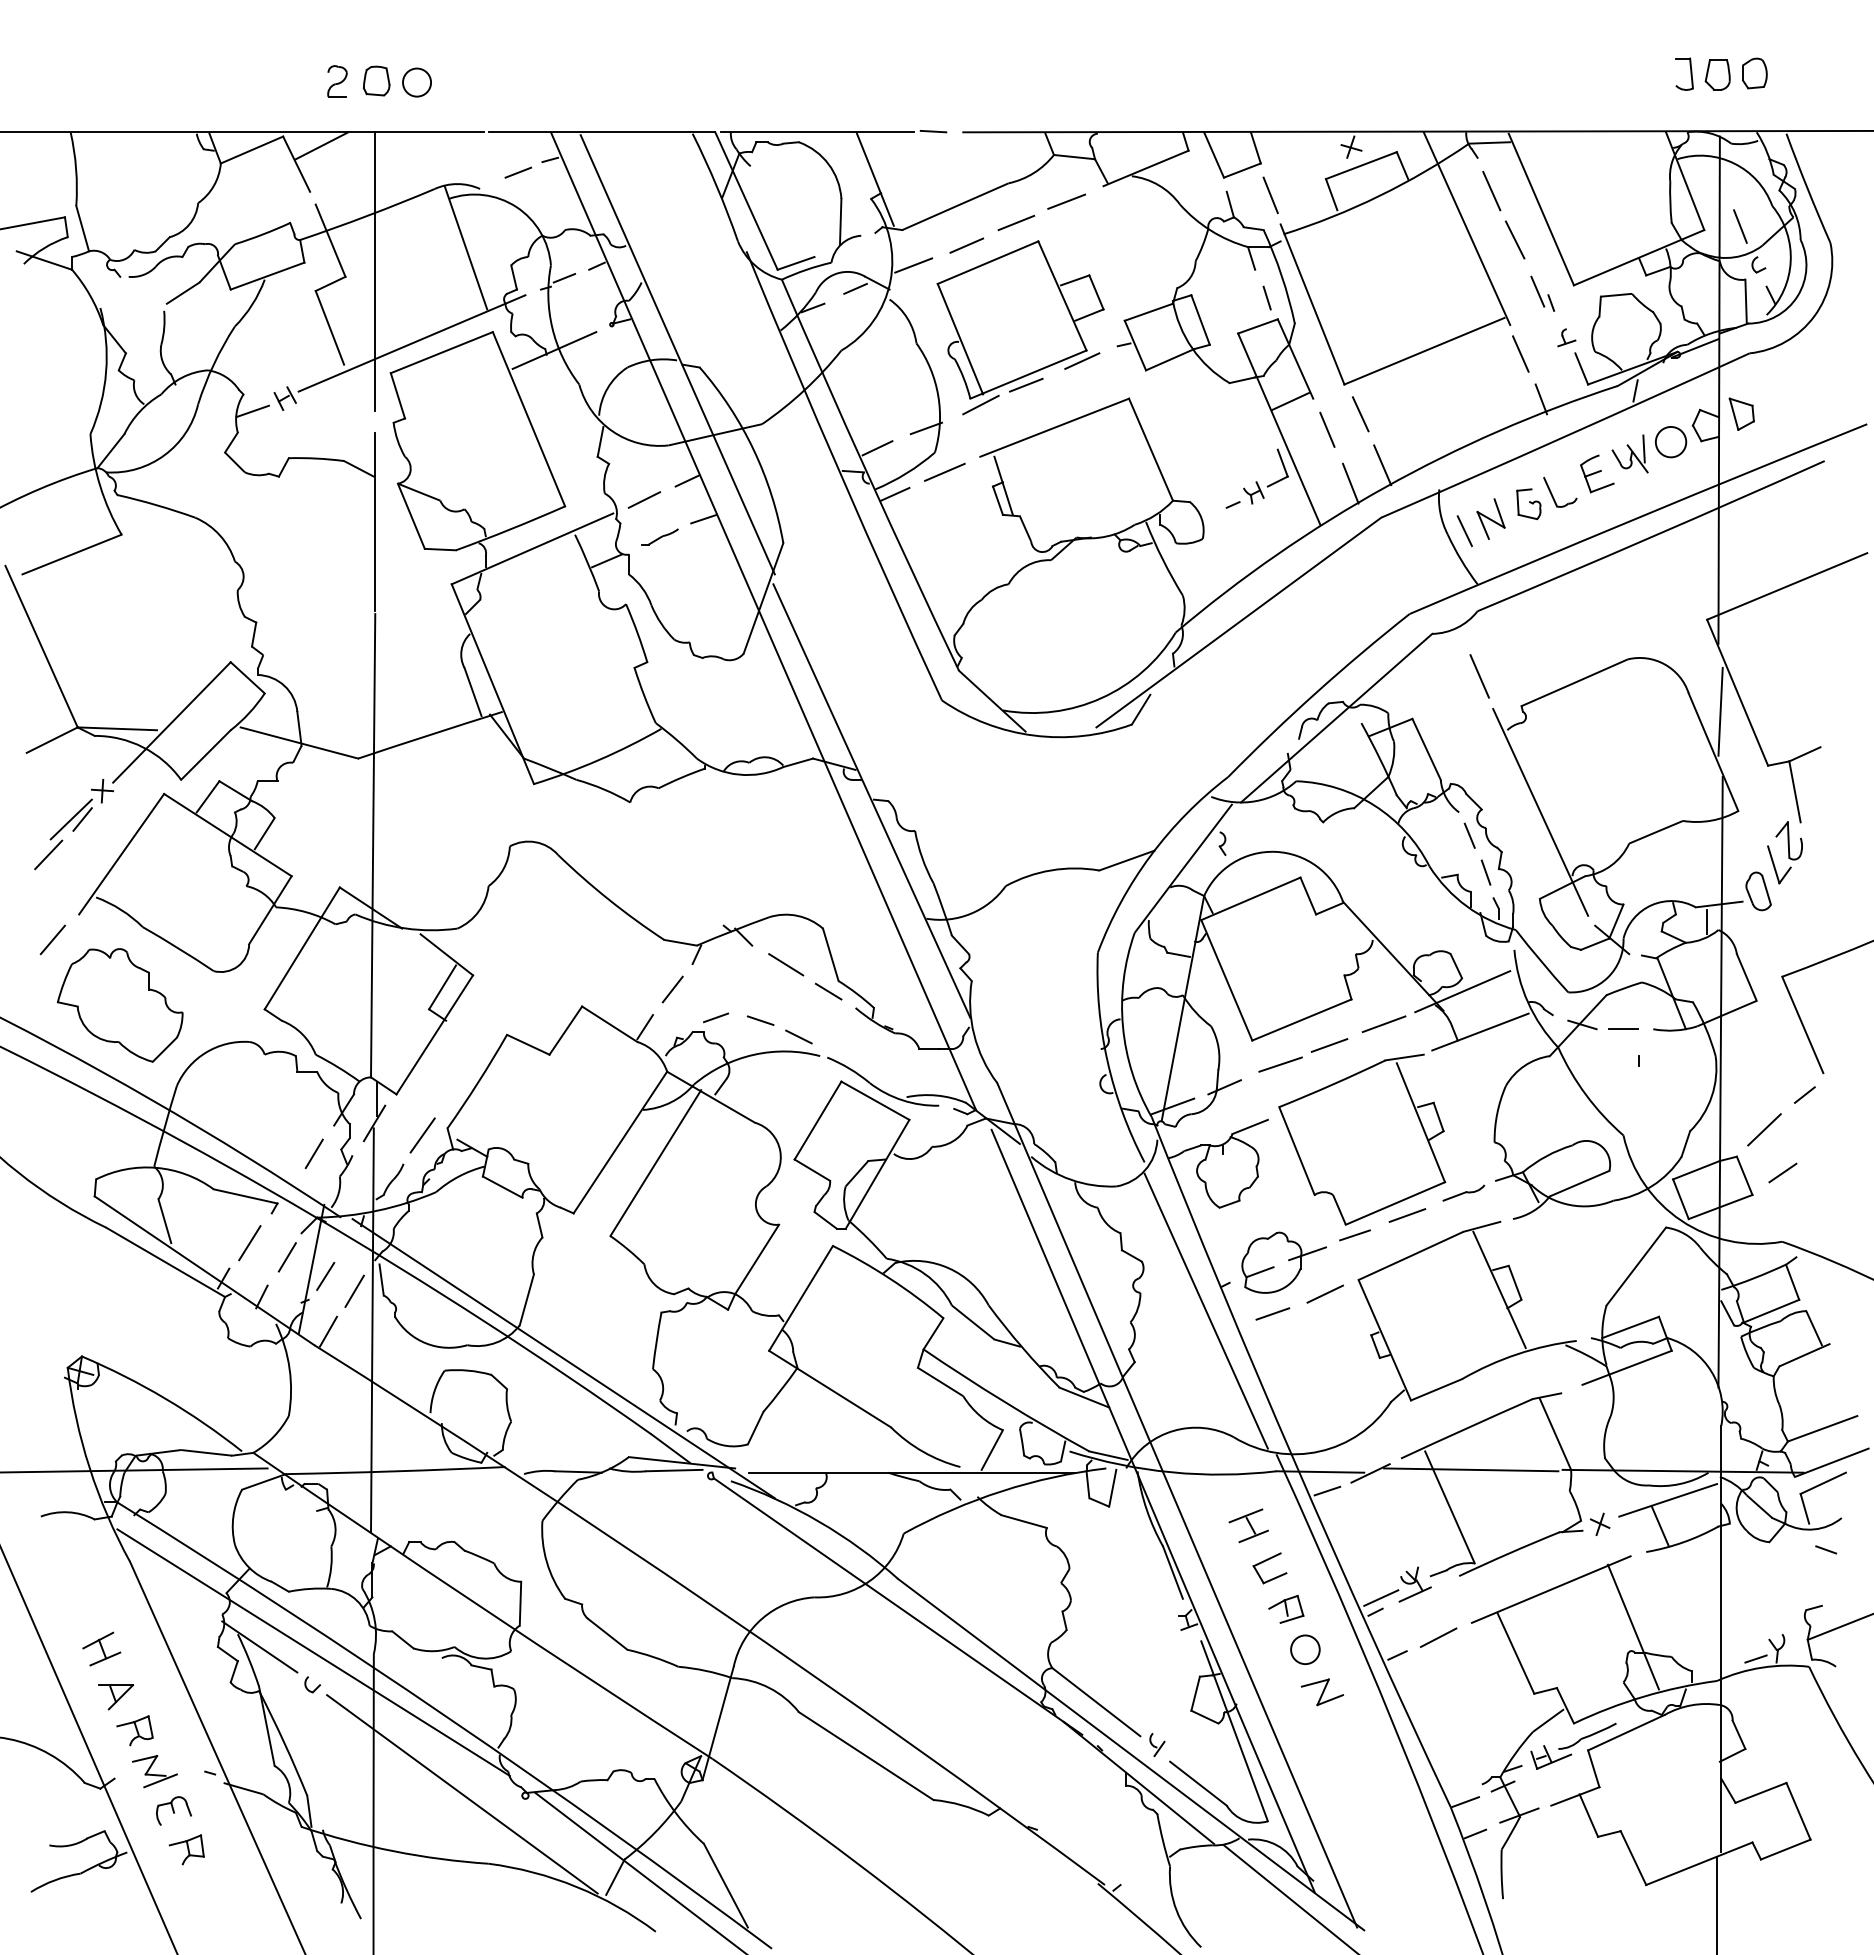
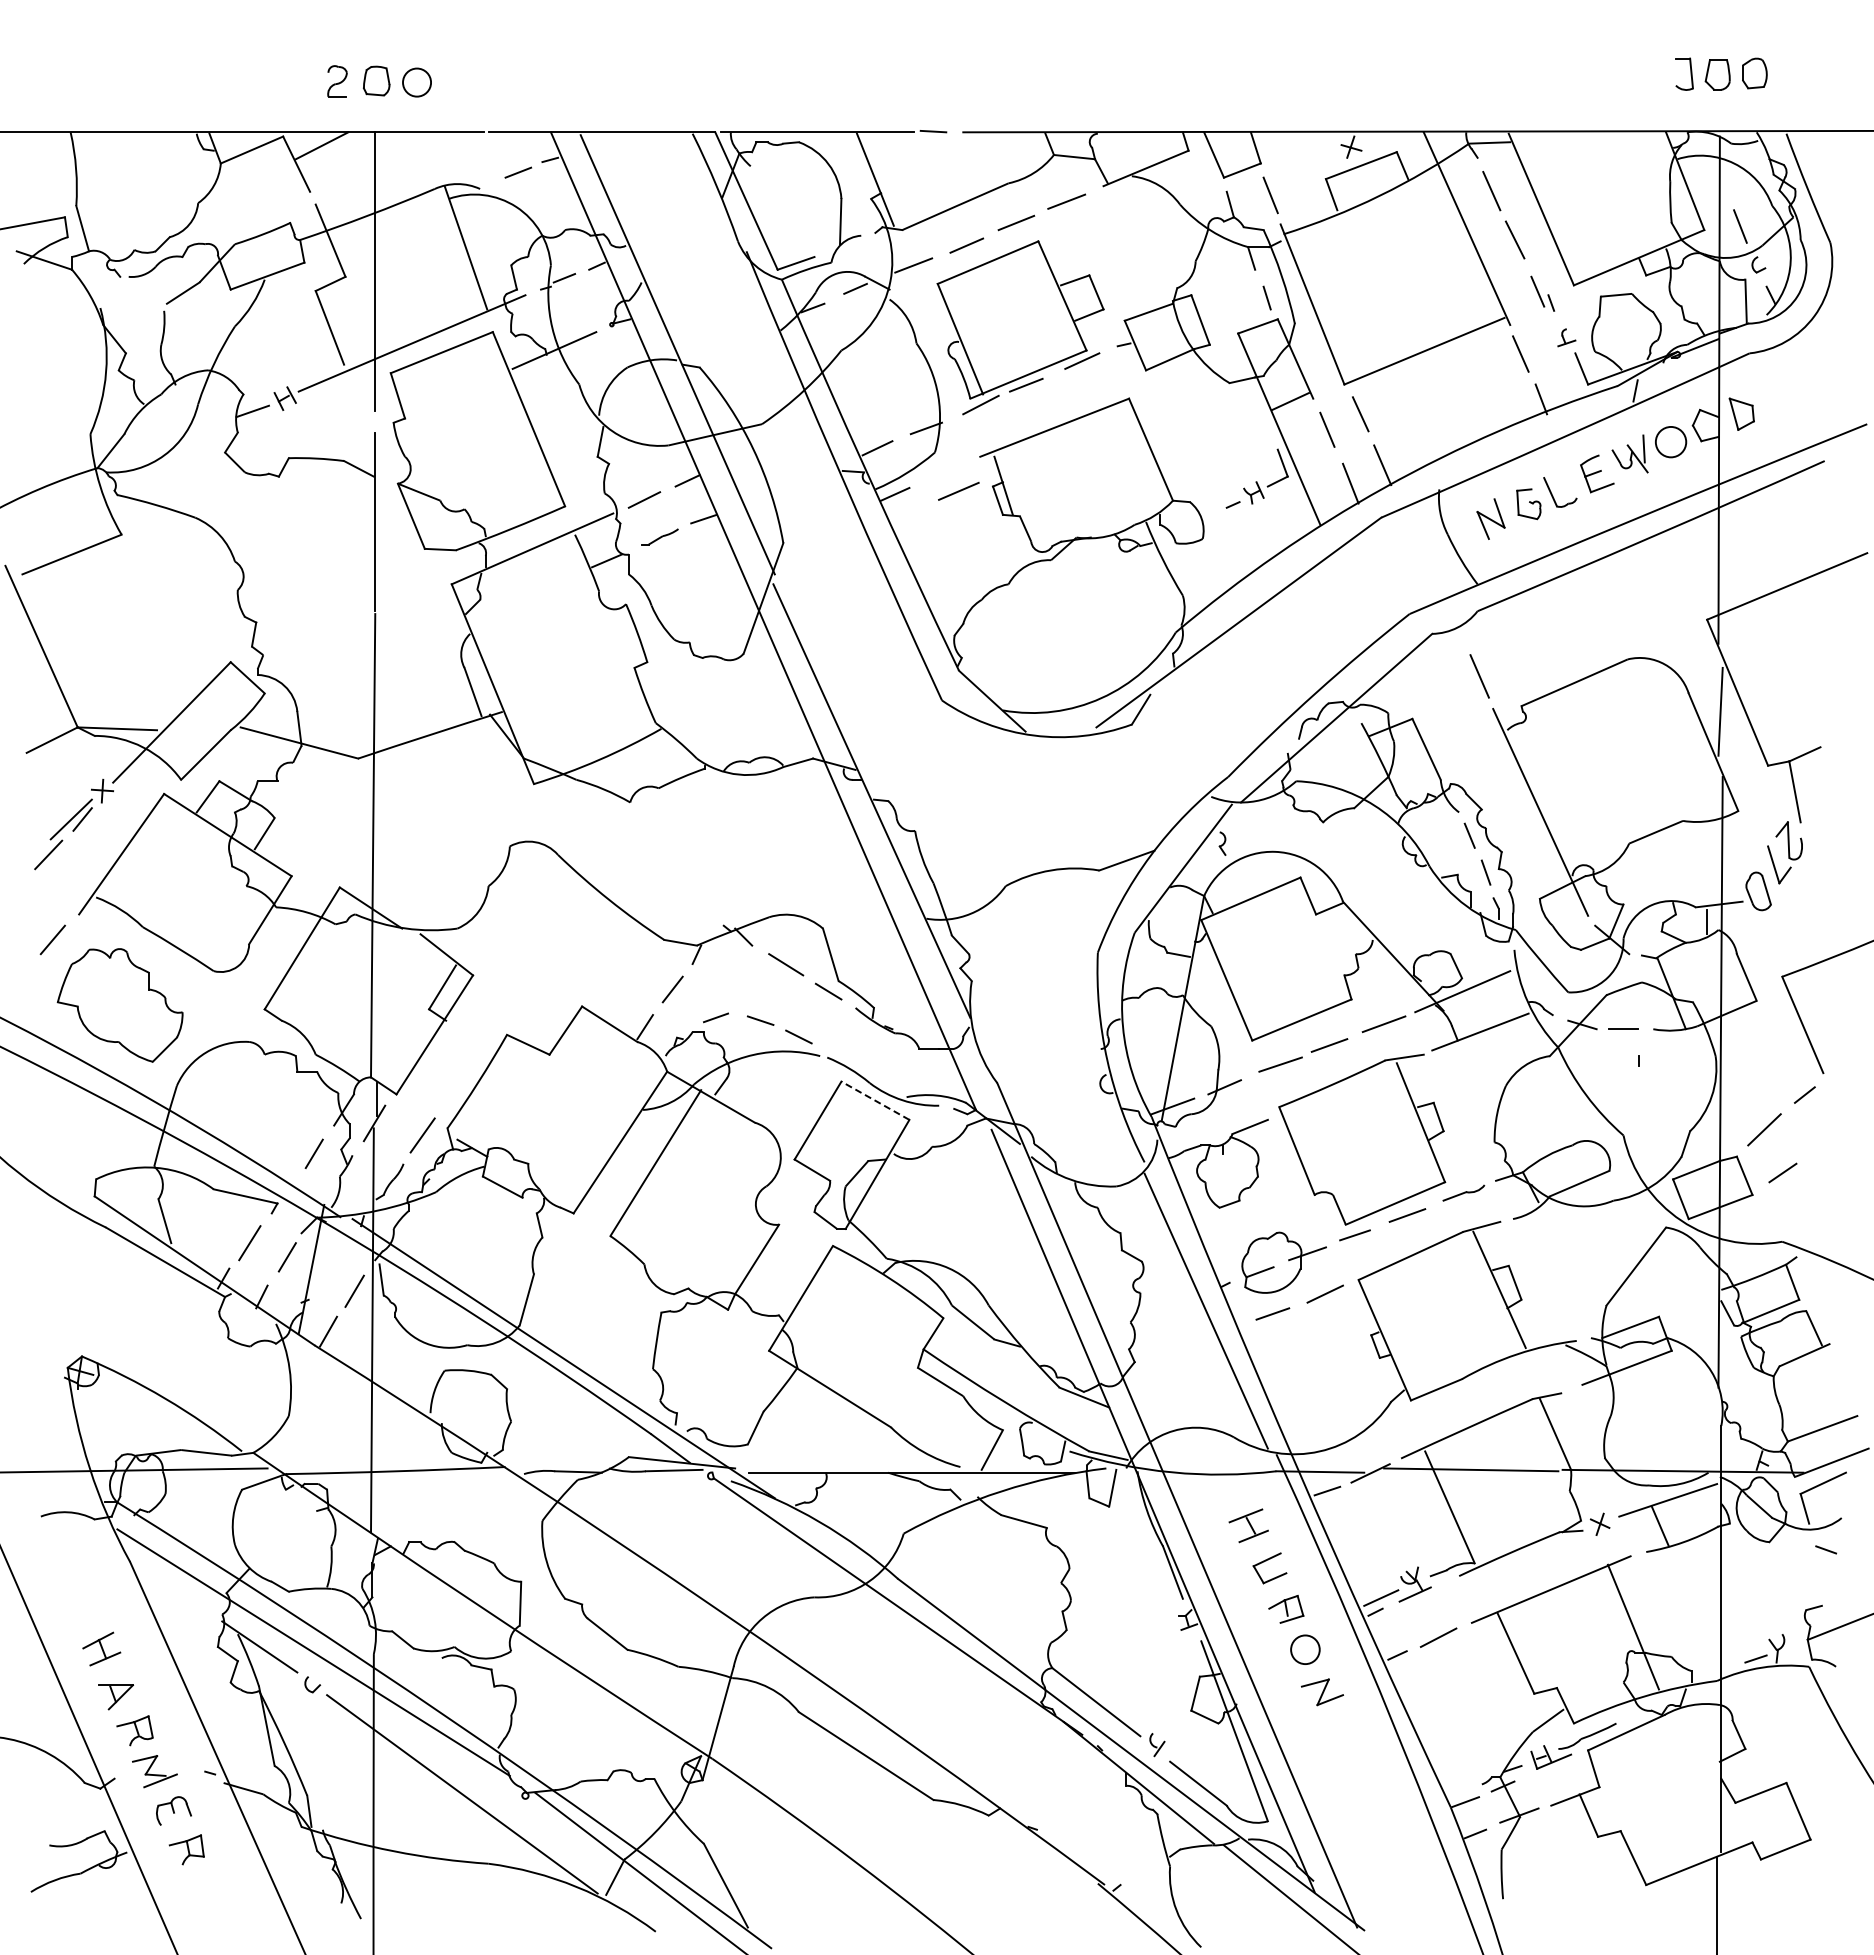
line position: (944, 472) -> (958, 491) (958, 491)
line: present -> none (1464, 531)
line: solid -> dashed (874, 1100)
line: present -> none (325, 1276)
